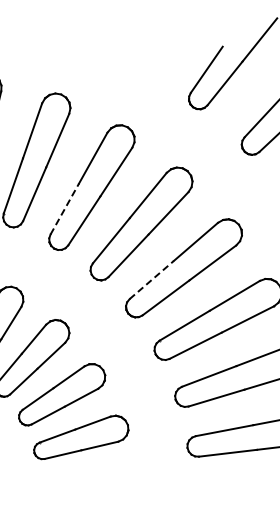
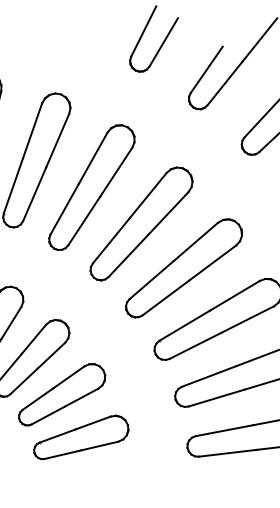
part: none -> present (162, 42)
line: dashed -> solid (65, 208)
line: dashed -> solid (152, 279)
